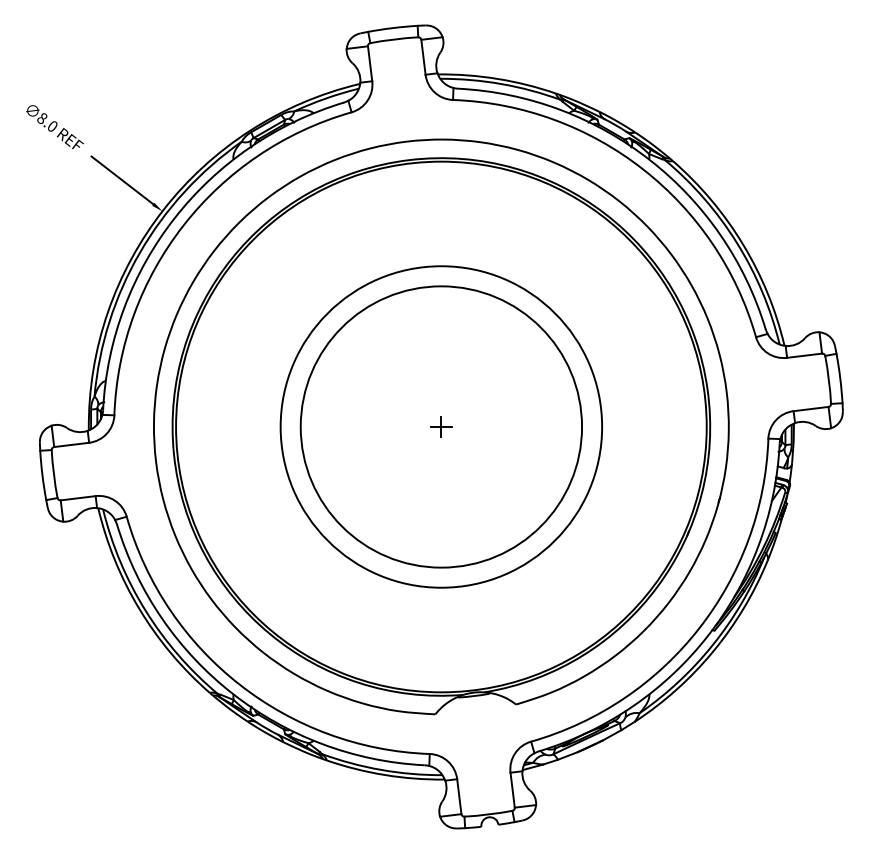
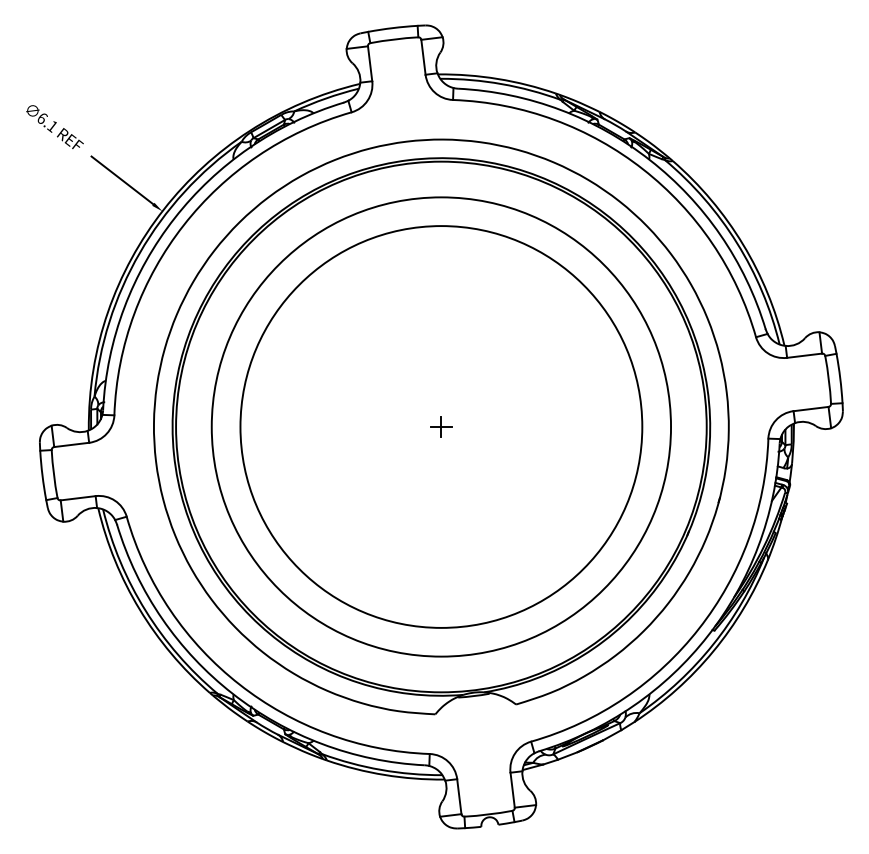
text: 8.0 -> 6.1 (47, 122)
circle diameter: 281 px -> 402 px (441, 426)
circle diameter: 321 px -> 459 px (441, 426)
